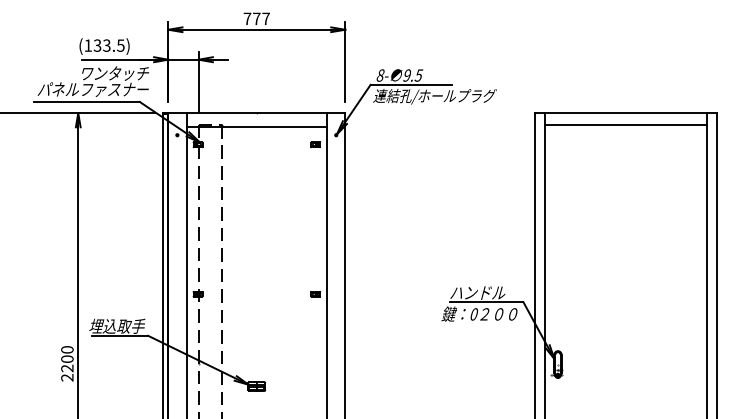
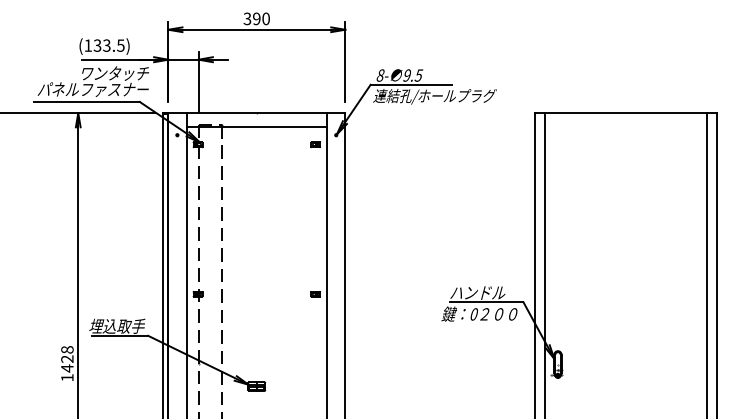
text: 777 -> 390 (256, 18)
line: present -> none (625, 124)
text: 2200 -> 1428 (67, 363)
